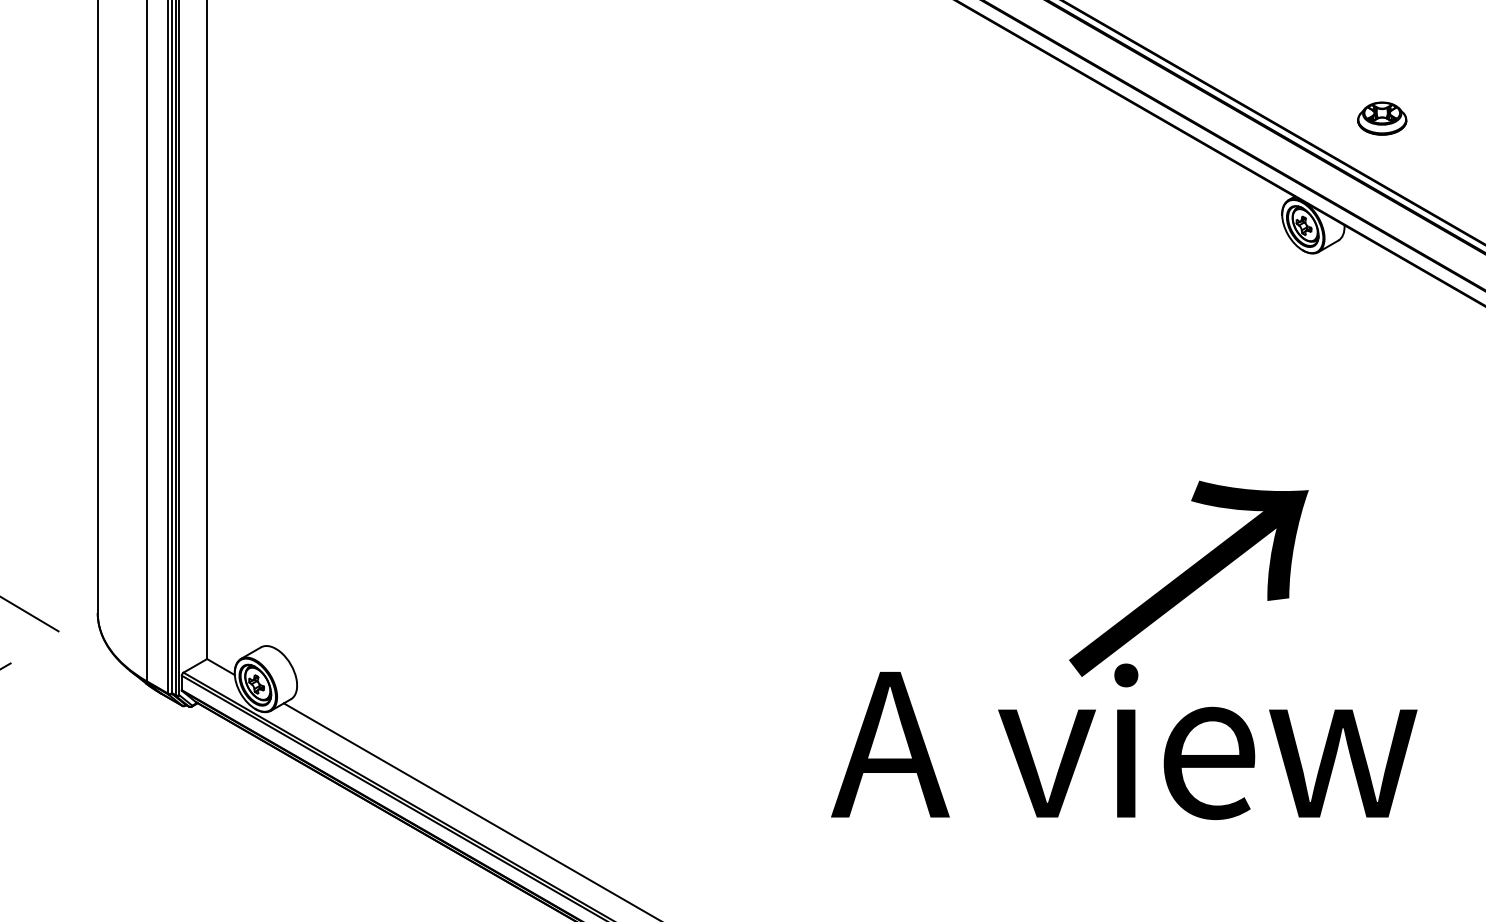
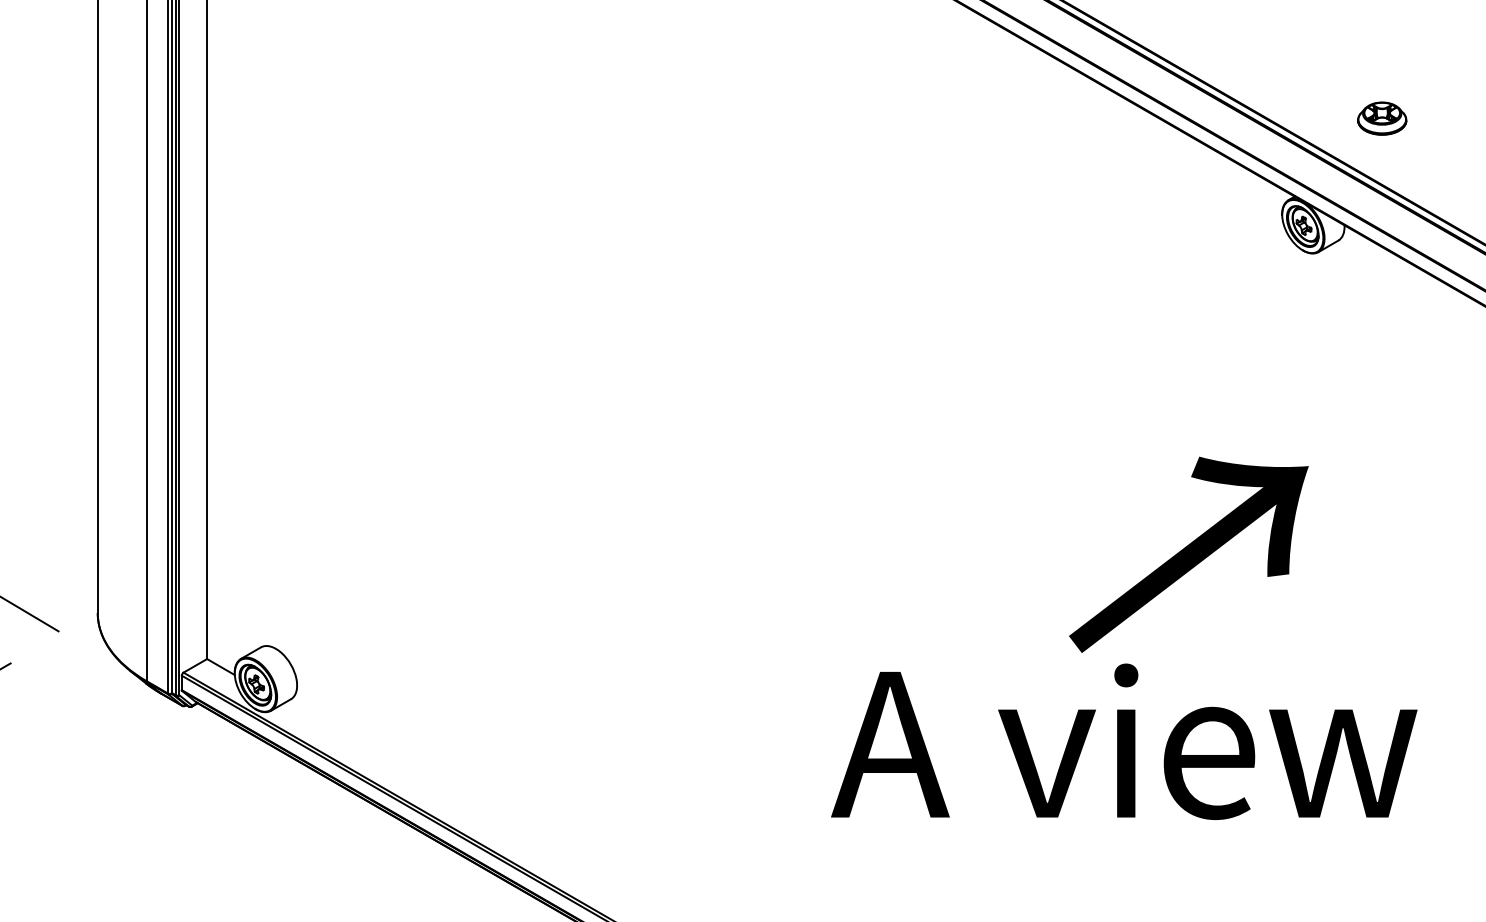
text position: (1188, 578) -> (1188, 554) (1188, 554)
line: present -> none (469, 810)
